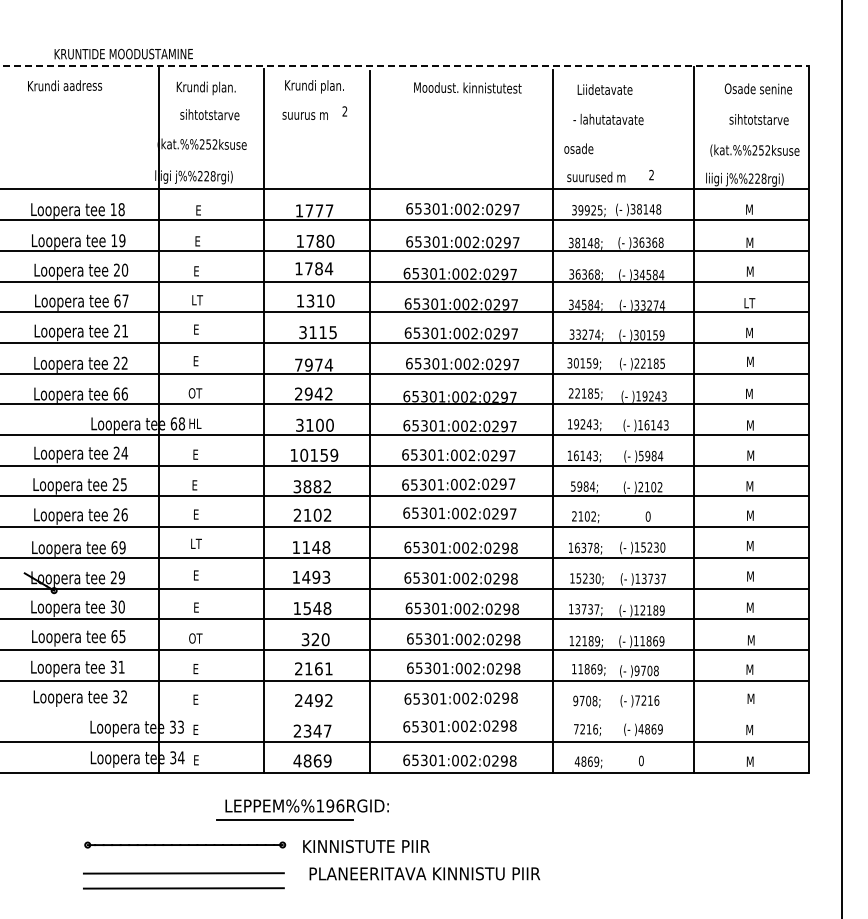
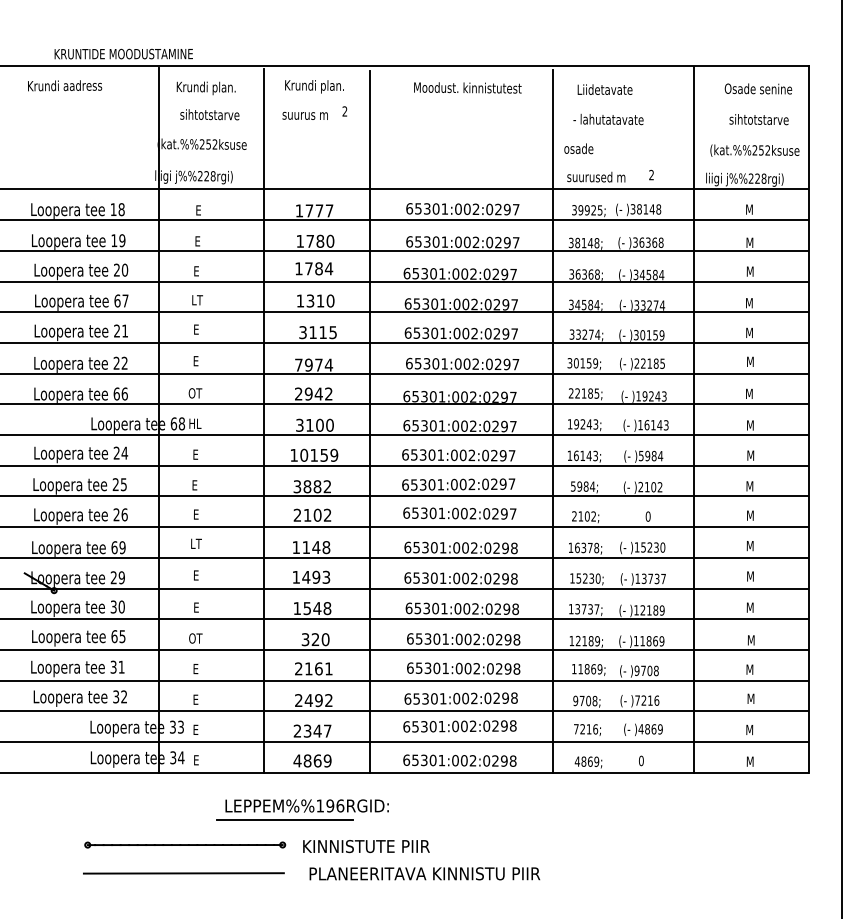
line: dashed -> solid (405, 66)
text: LT -> M (749, 303)
line: none -> present (405, 711)
line: present -> none (183, 888)
